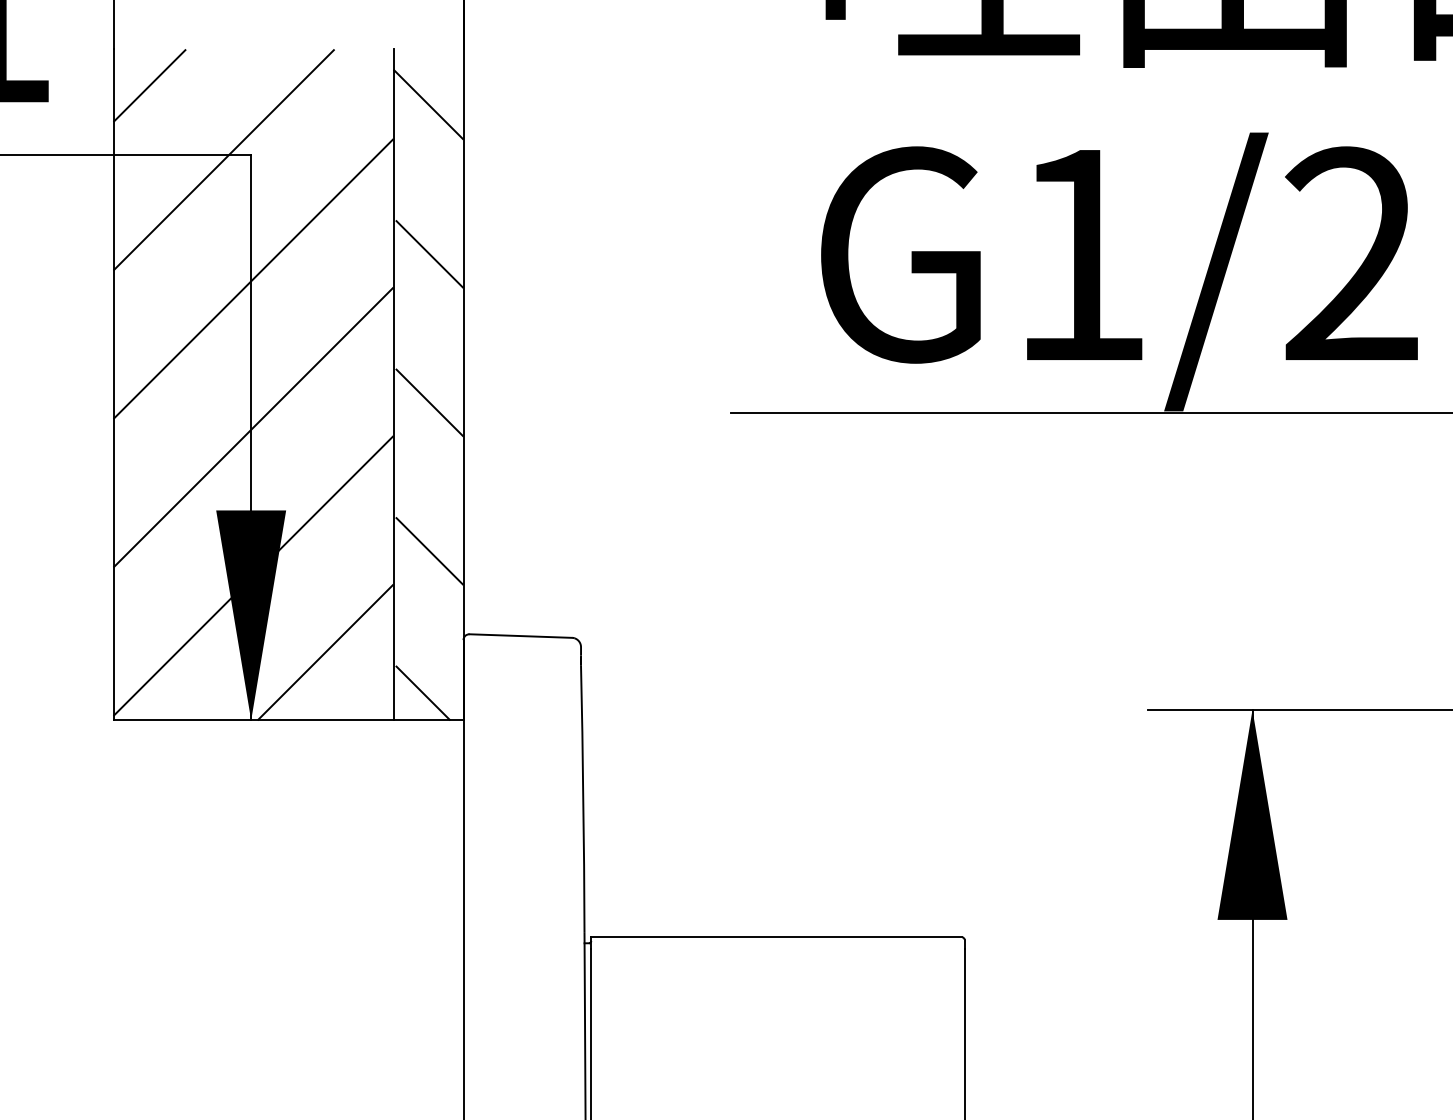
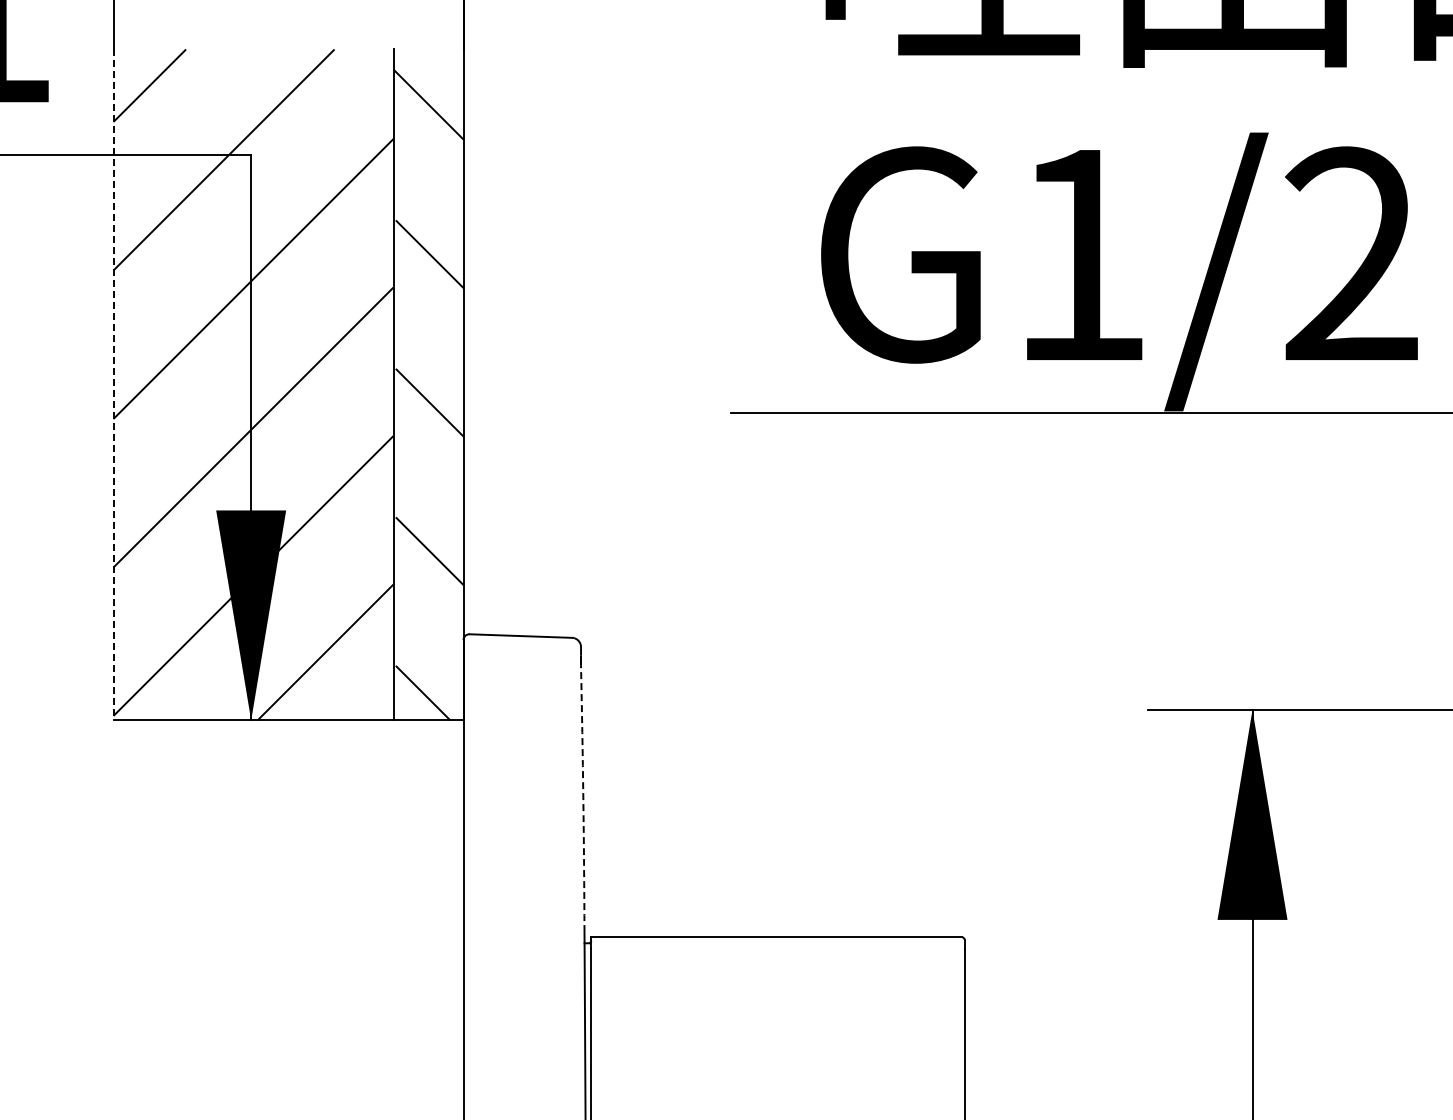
line: solid -> dashed (113, 385)
arc: solid -> dashed (583, 798)
